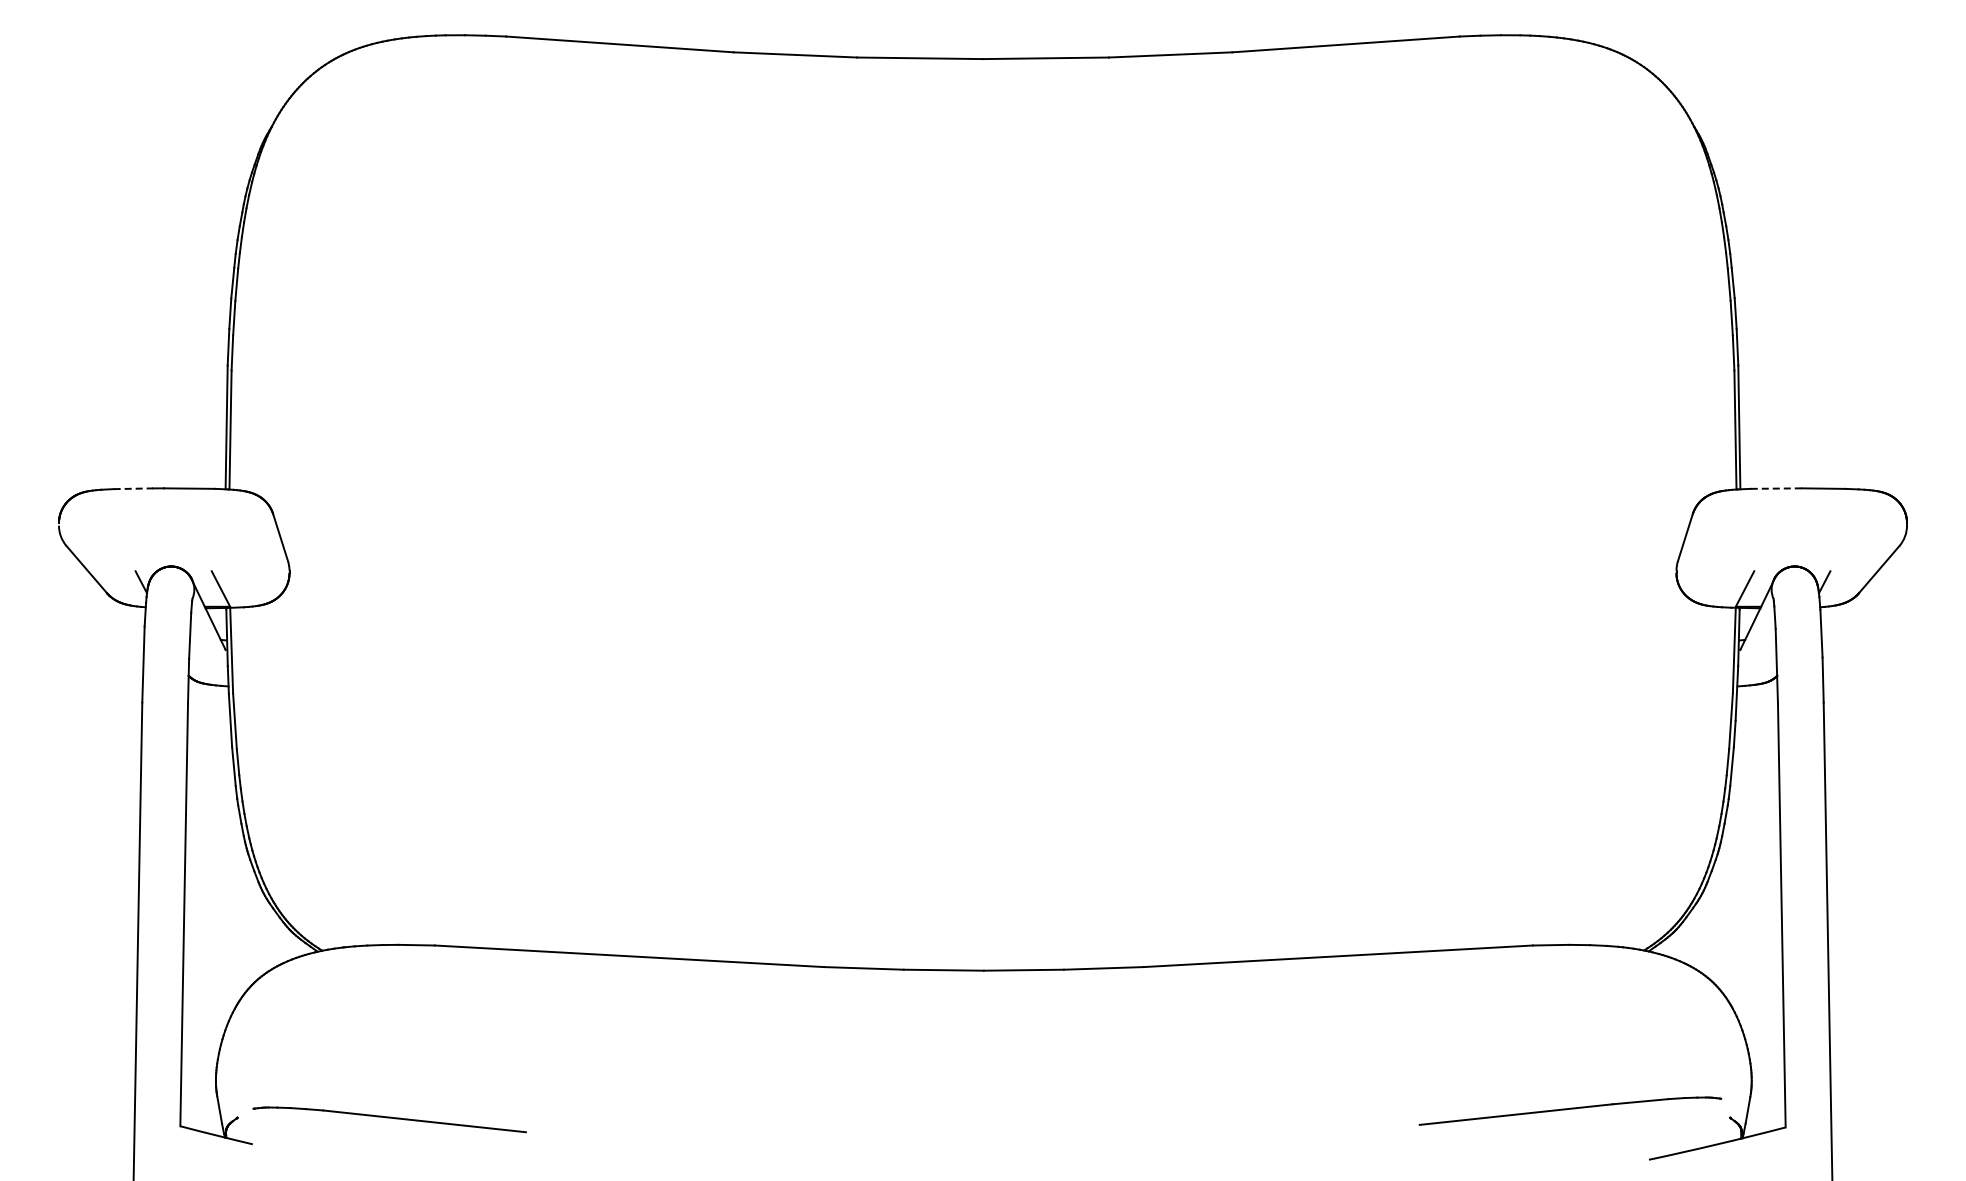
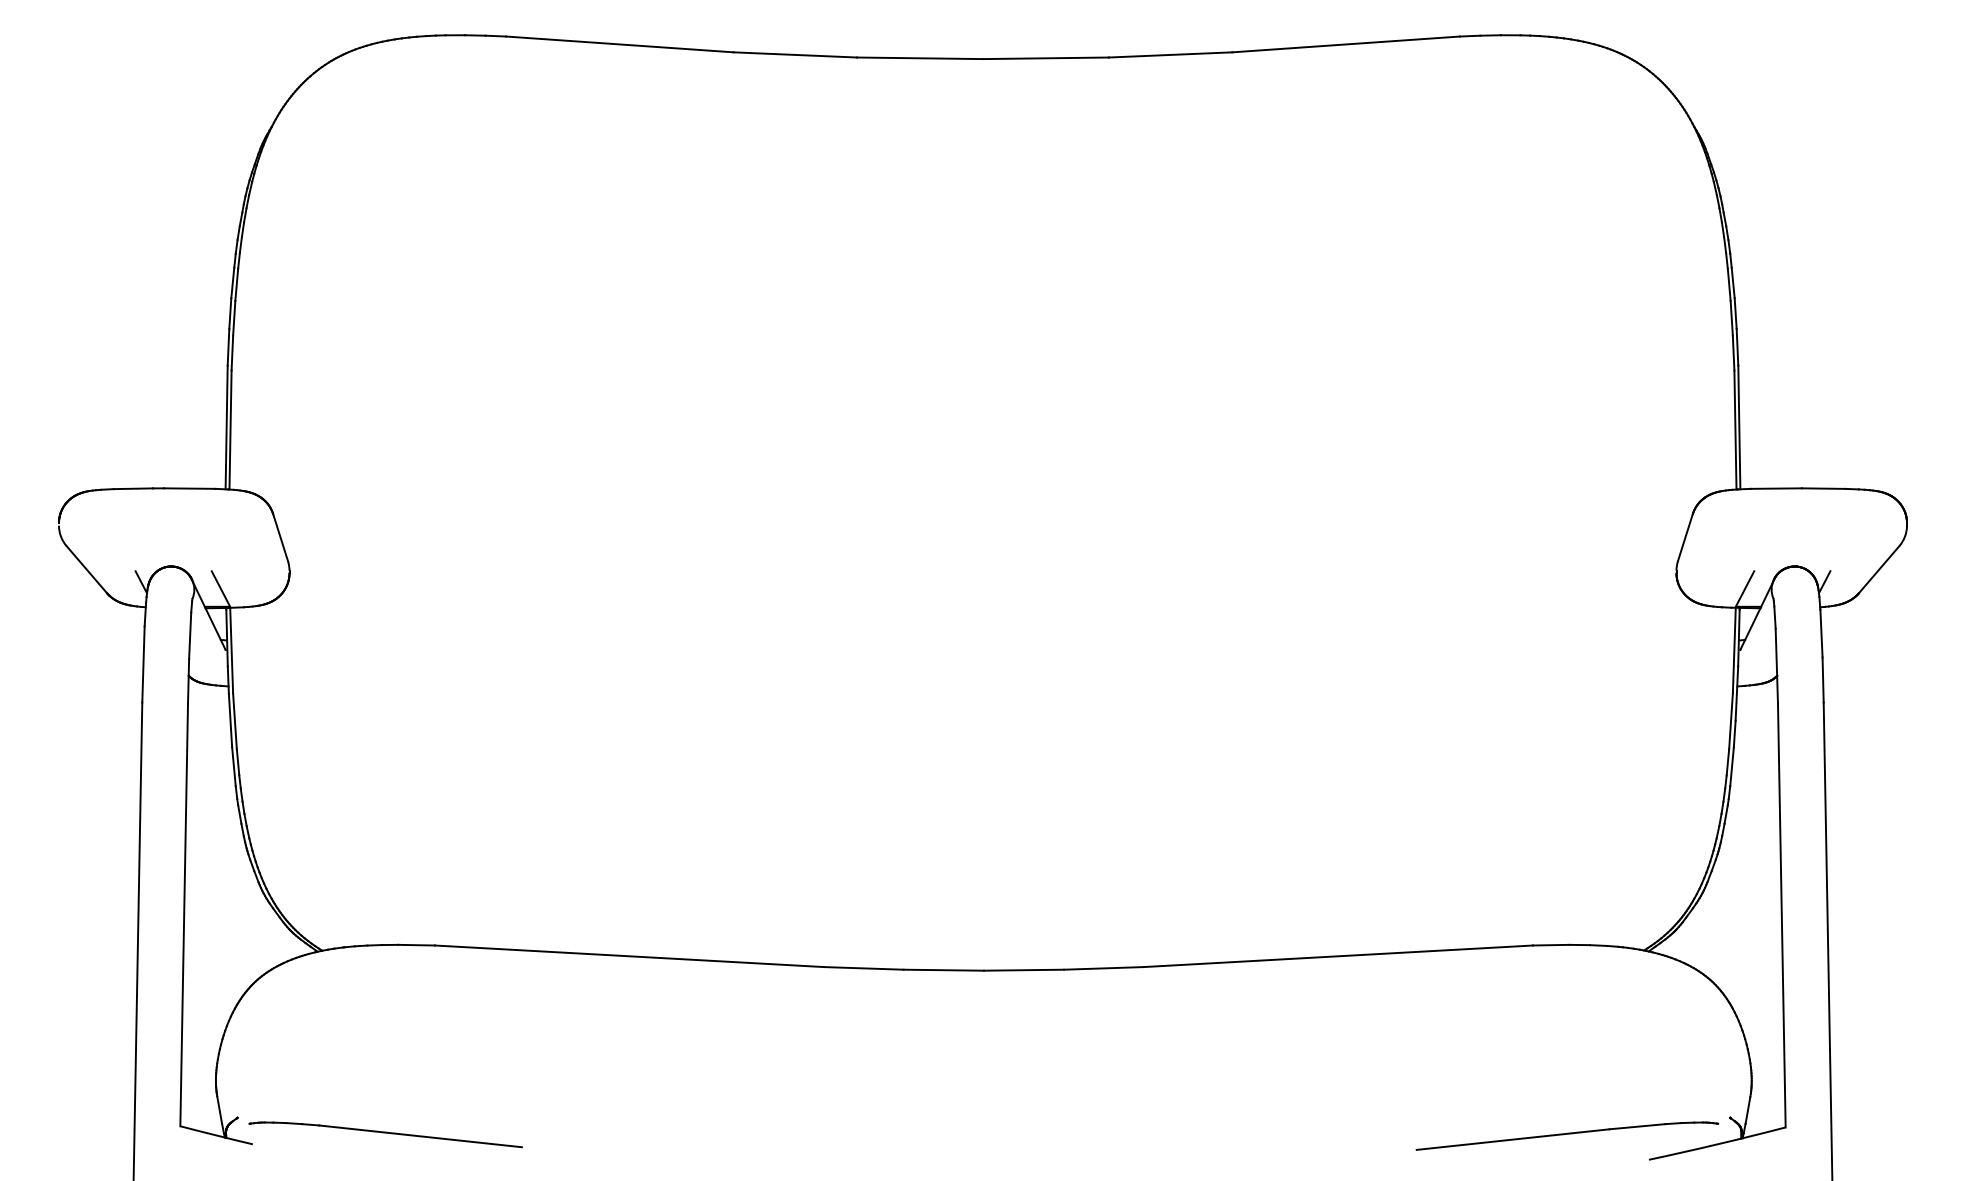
line: dashed -> solid (133, 488)
line: dashed -> solid (1776, 488)
part position: (1570, 1110) -> (1567, 1135) (1567, 1135)
part position: (389, 1119) -> (385, 1134) (385, 1134)
